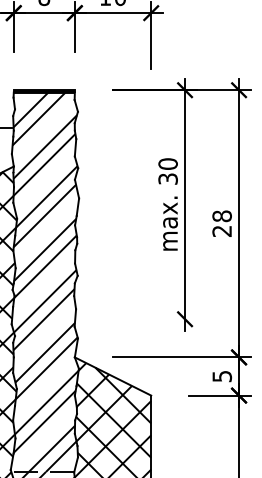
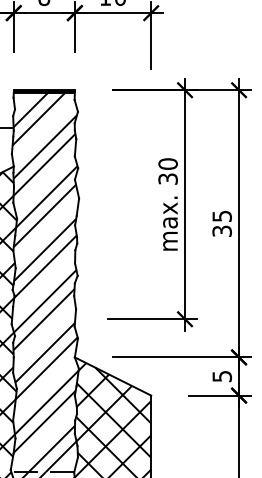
text: 28 -> 35 (221, 223)
line: none -> present (151, 319)
